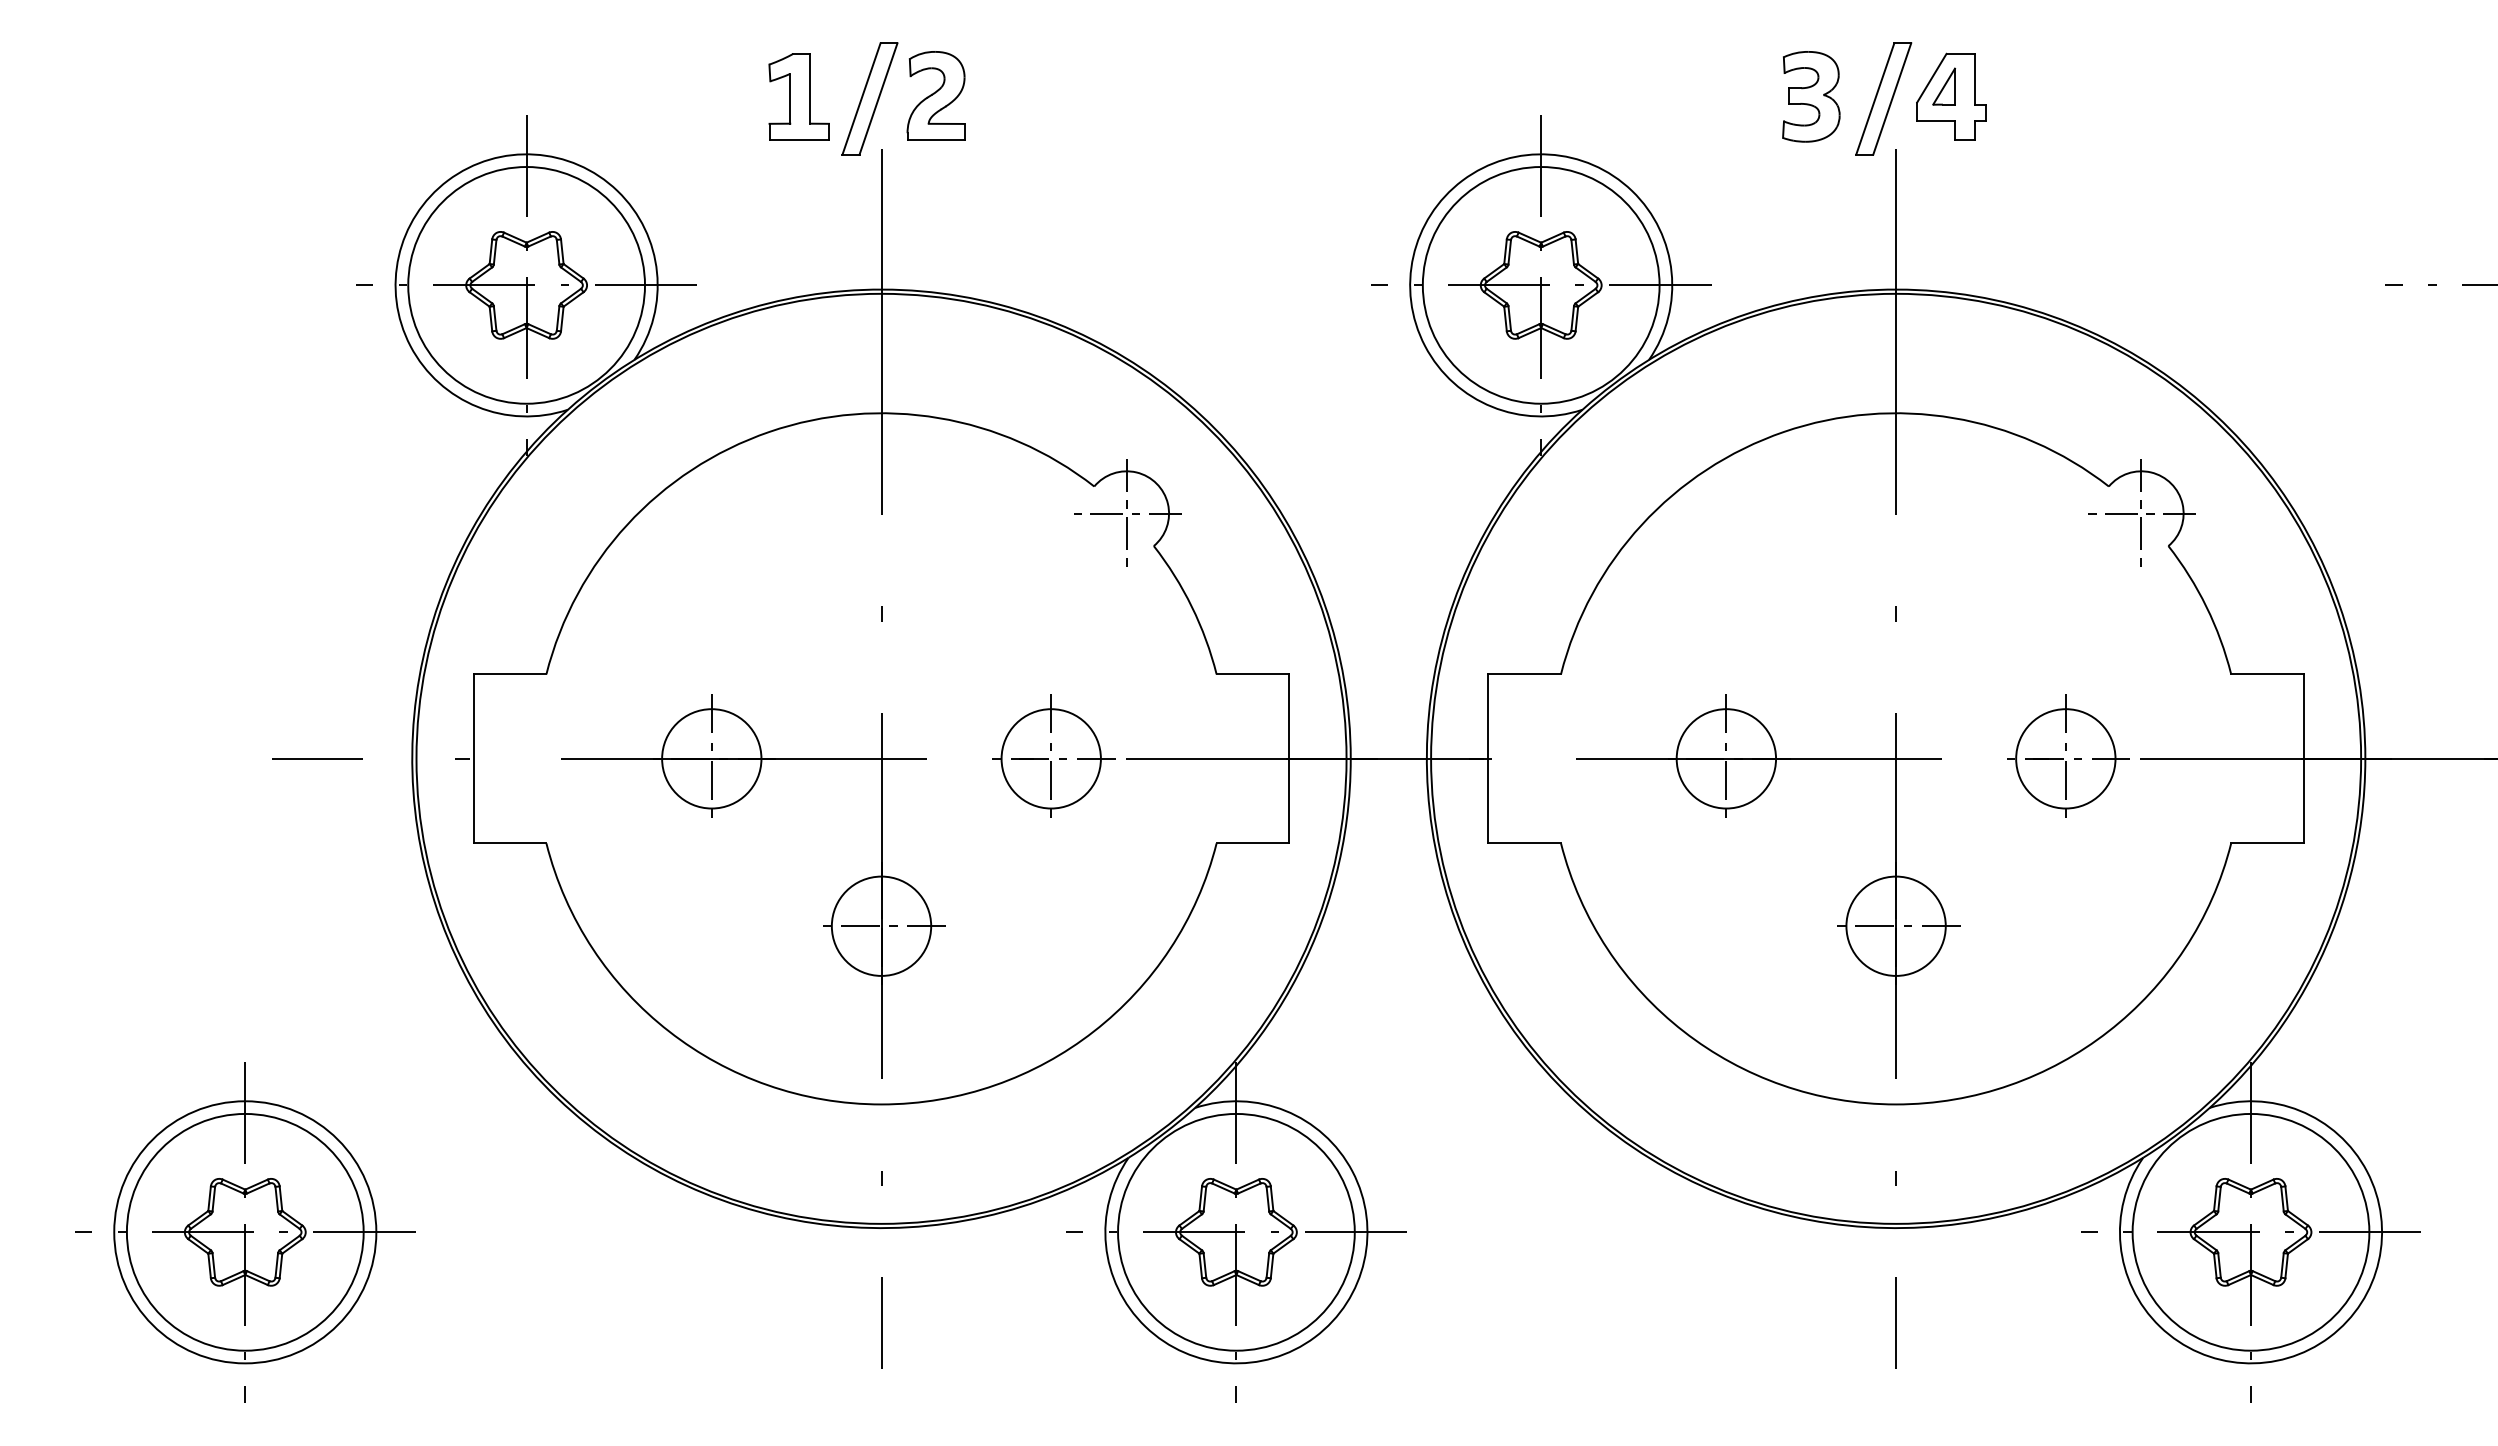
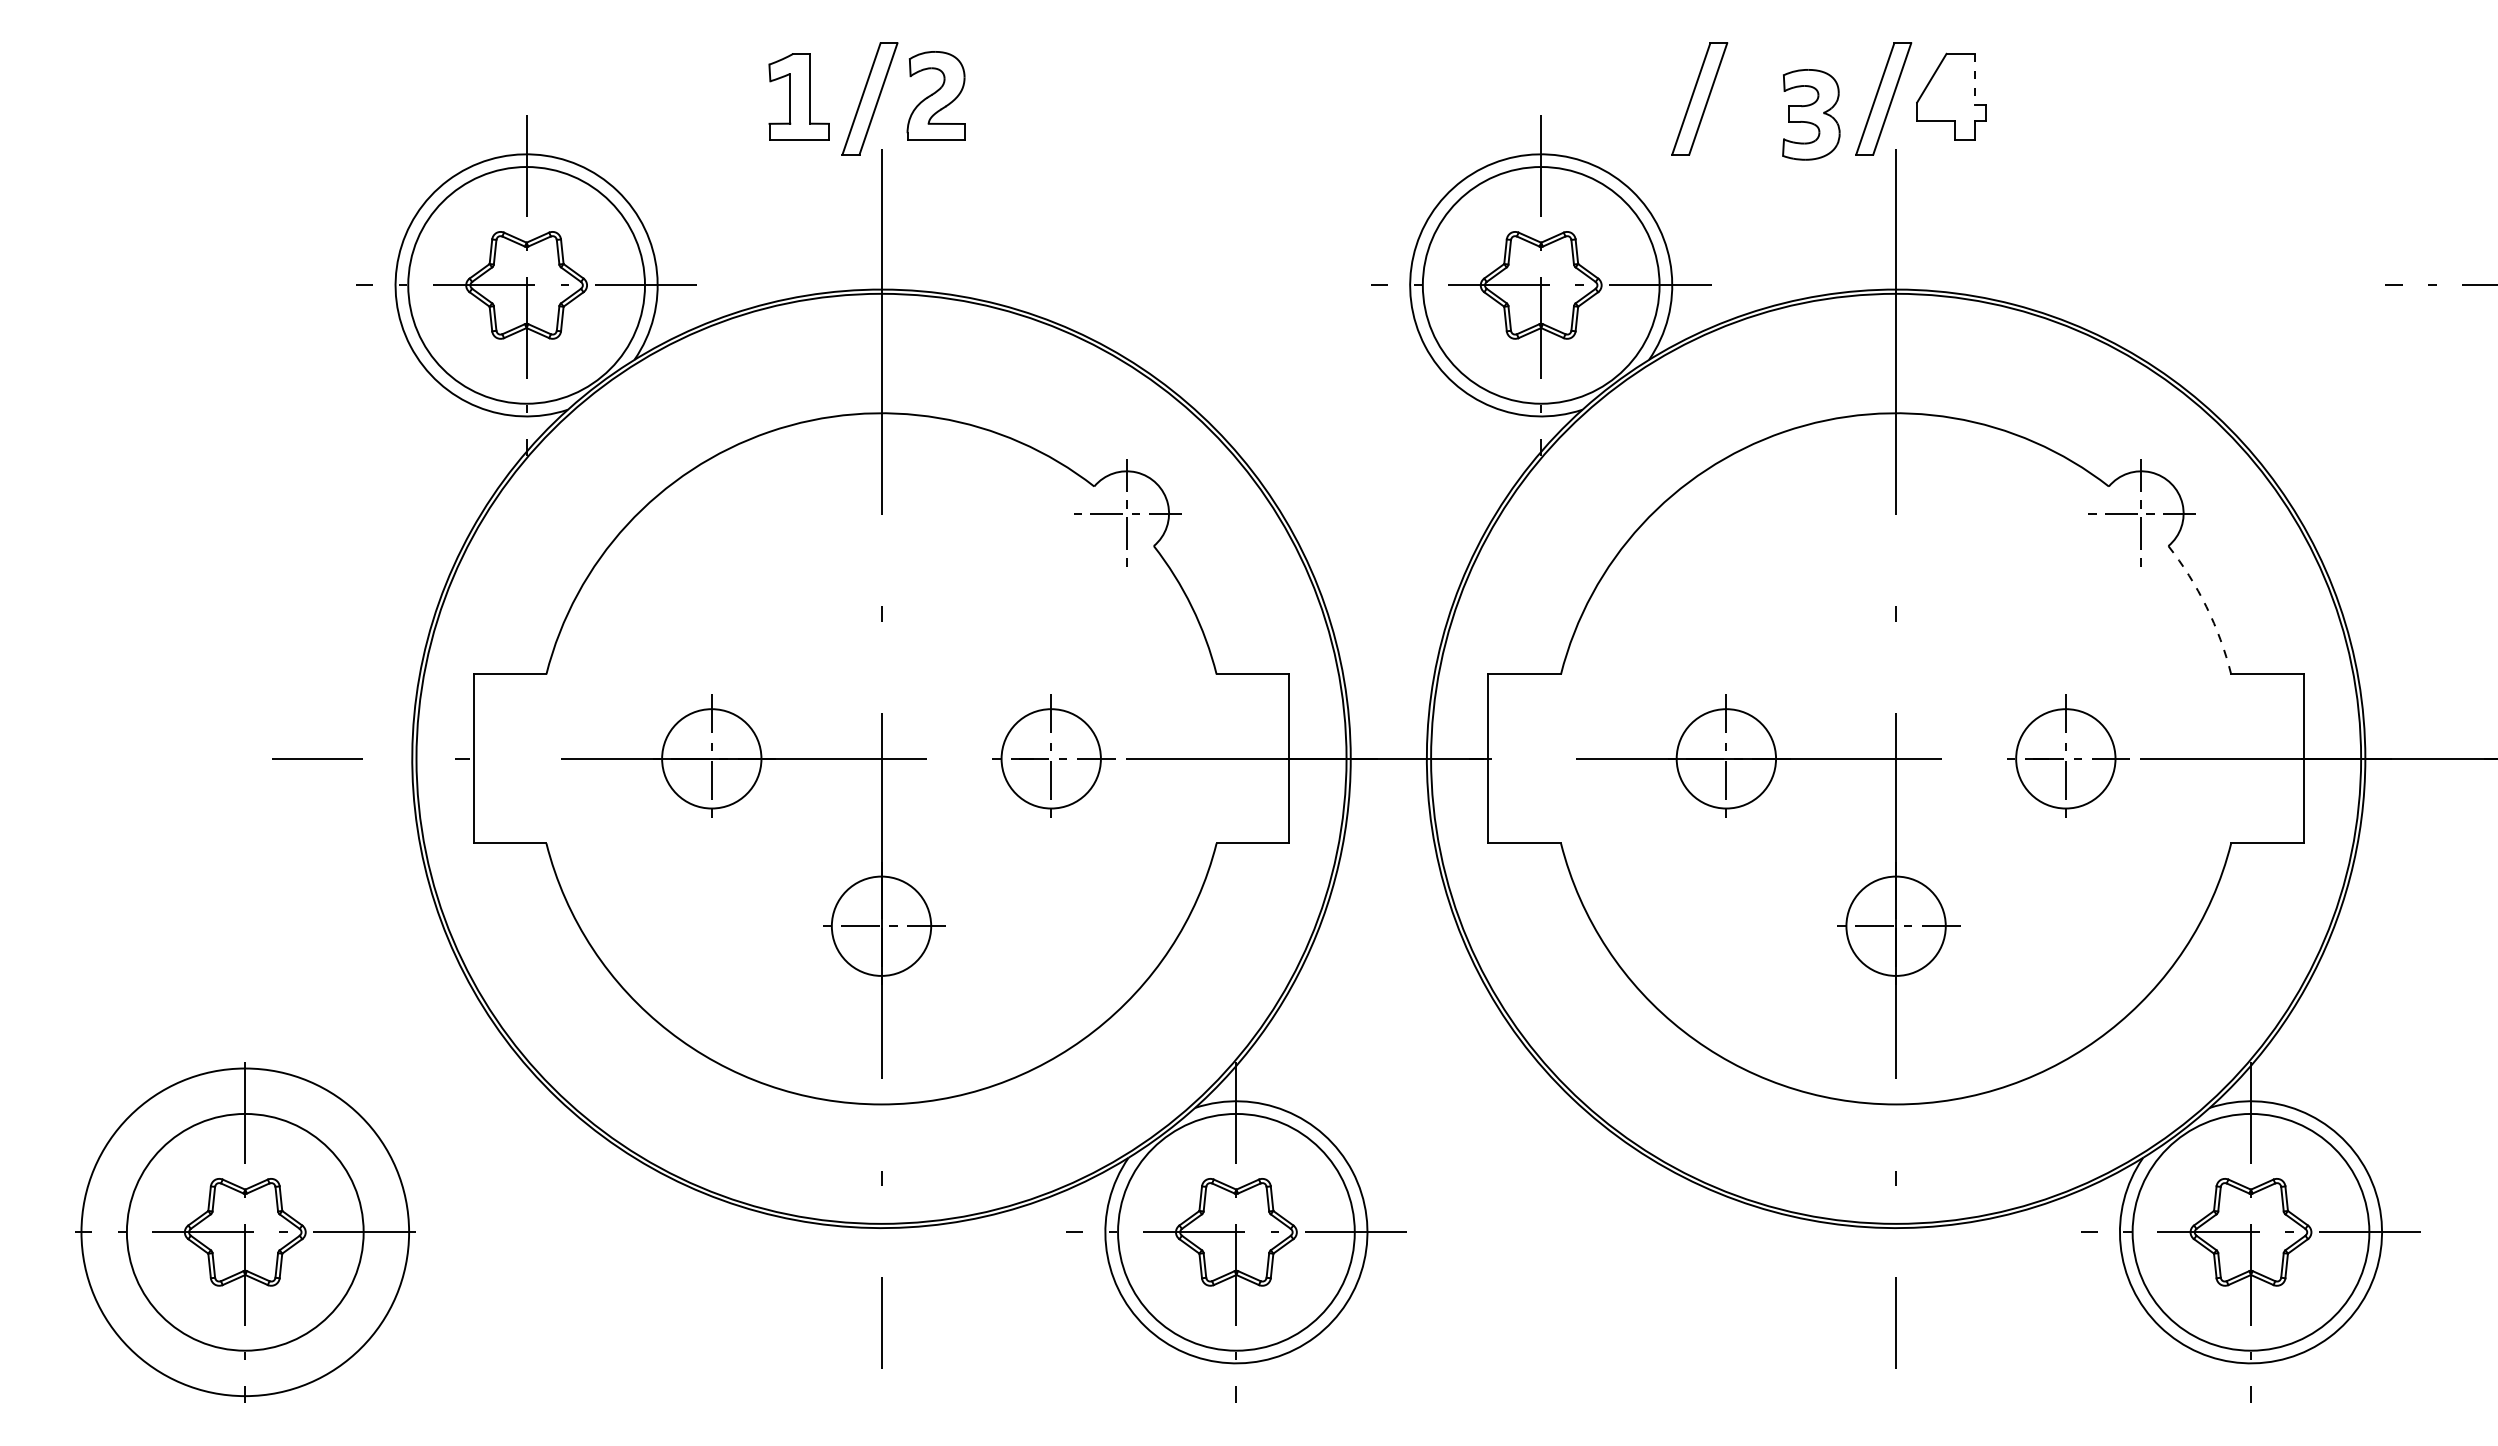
line: solid -> dashed (1975, 79)
part: present -> none (1943, 86)
part position: (1811, 96) -> (1811, 114) (1811, 114)
part: none -> present (1699, 98)
arc: solid -> dashed (2206, 606)
circle diameter: 262 px -> 328 px (245, 1232)
